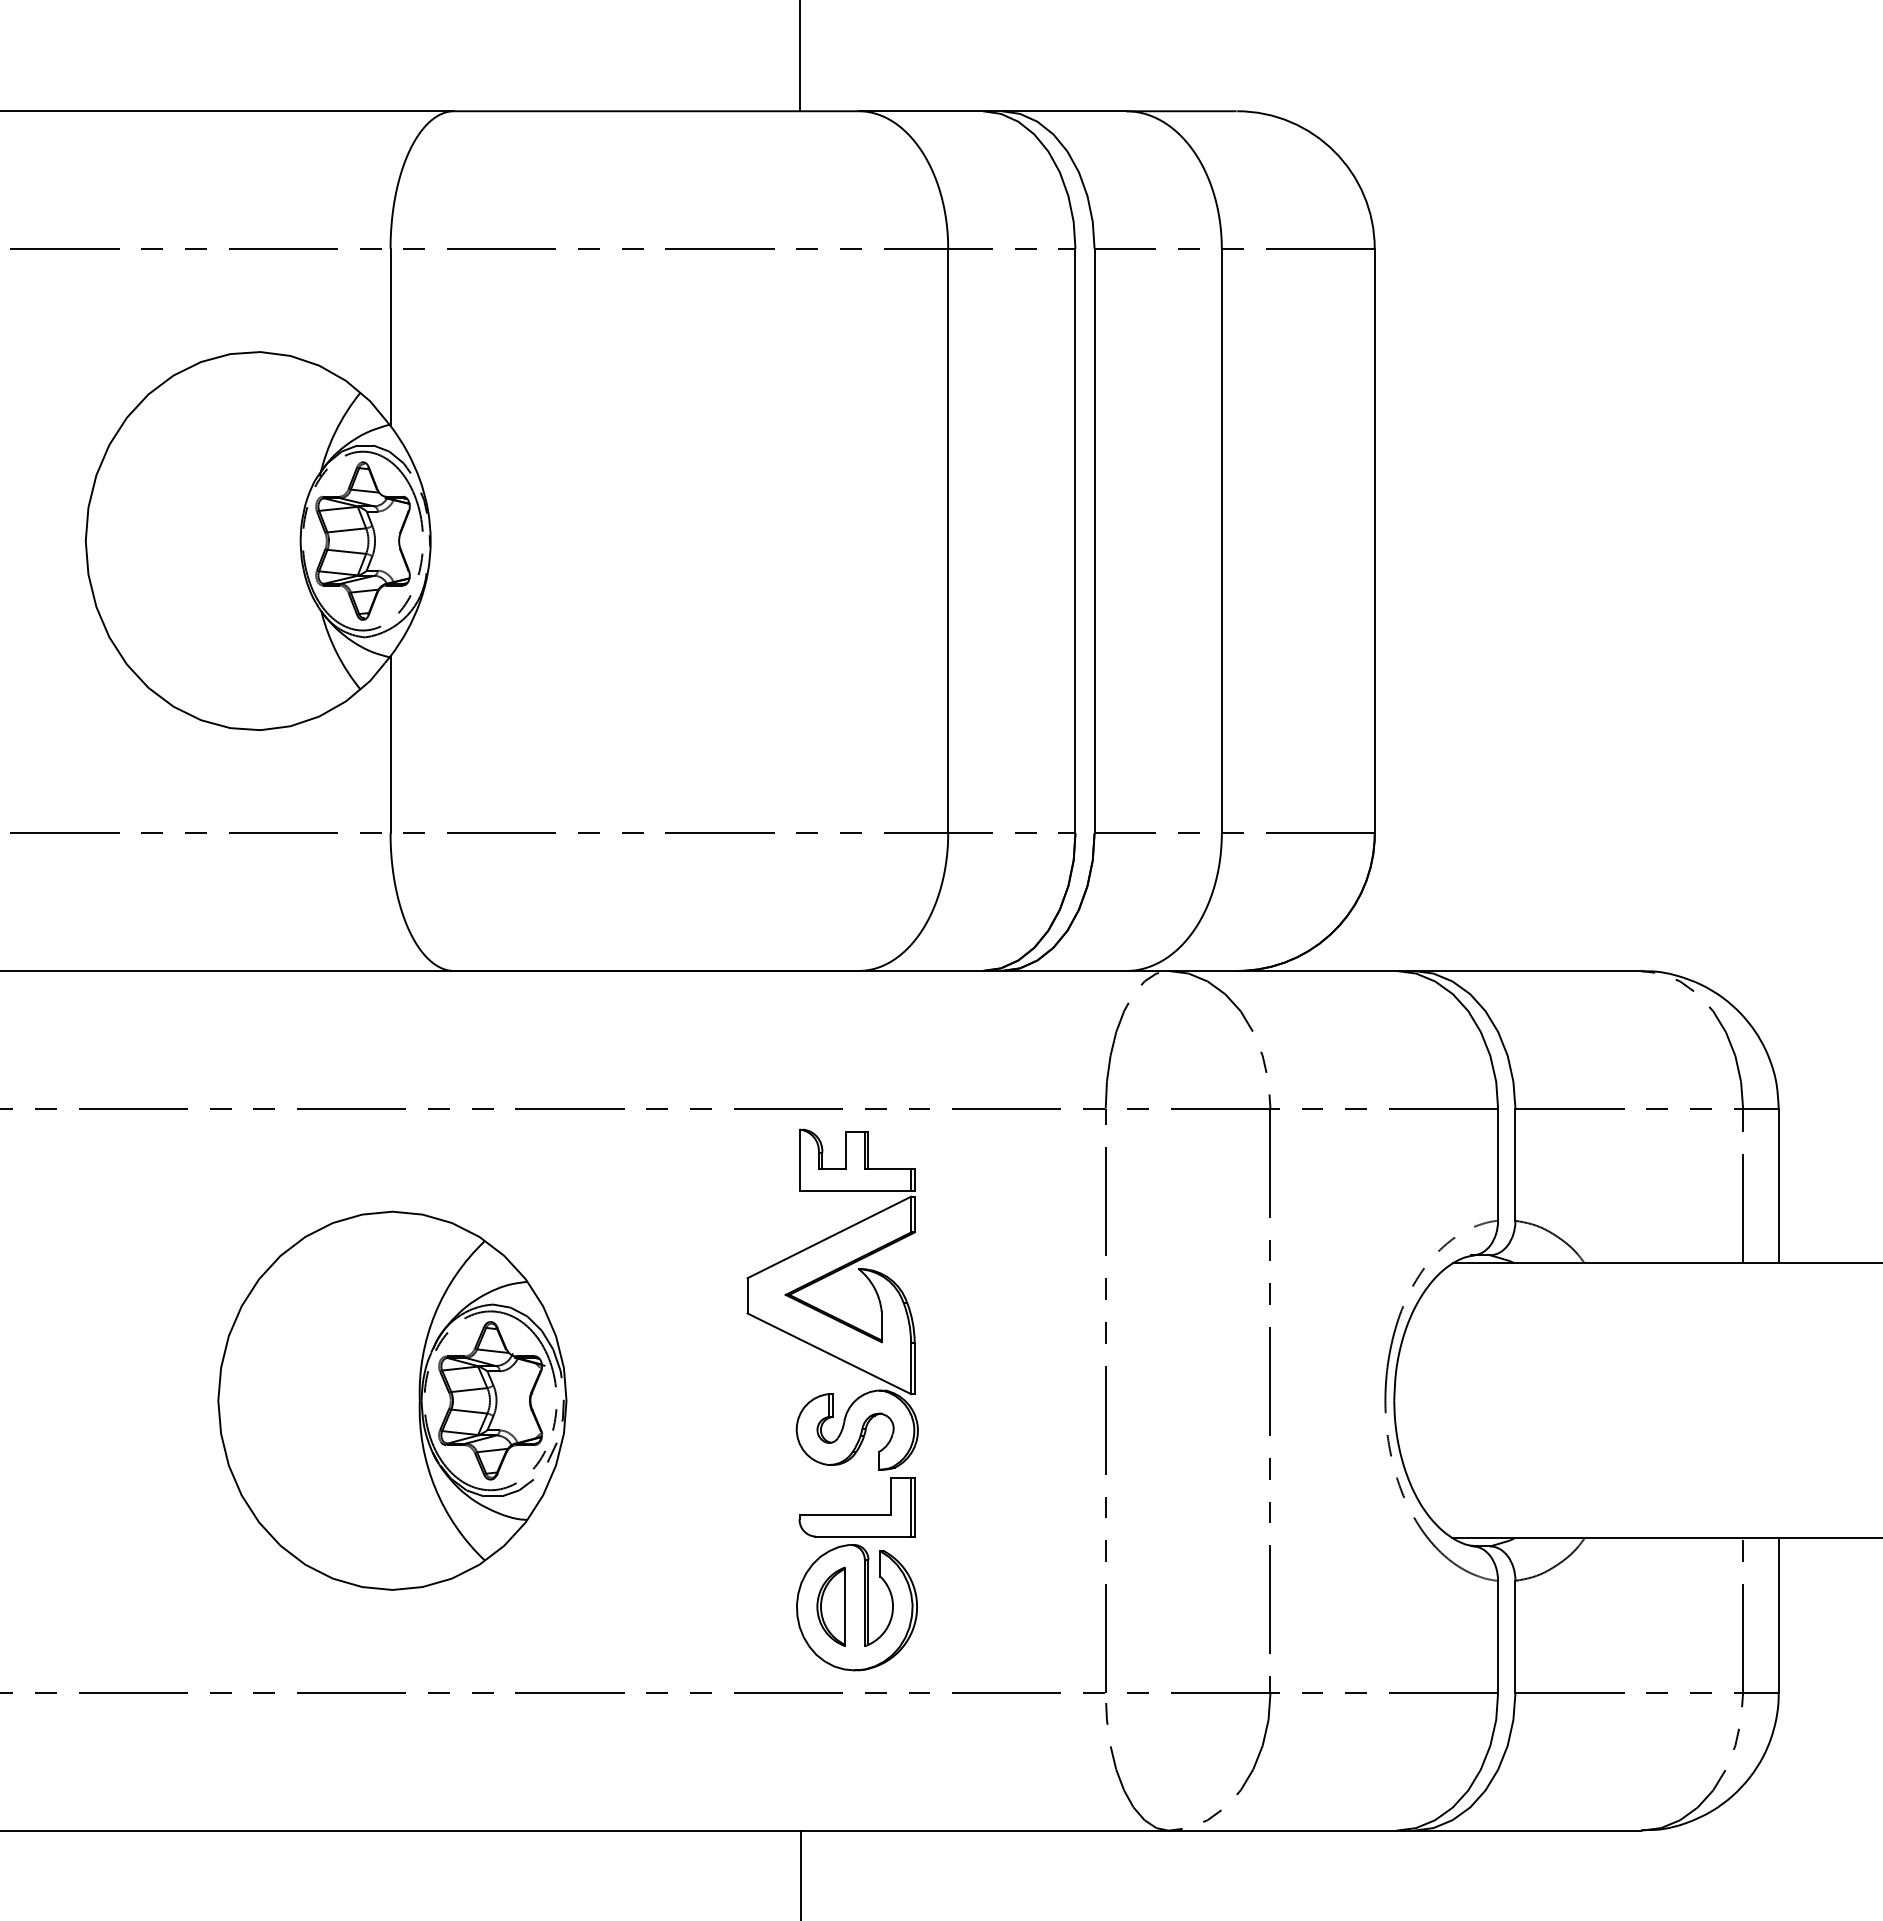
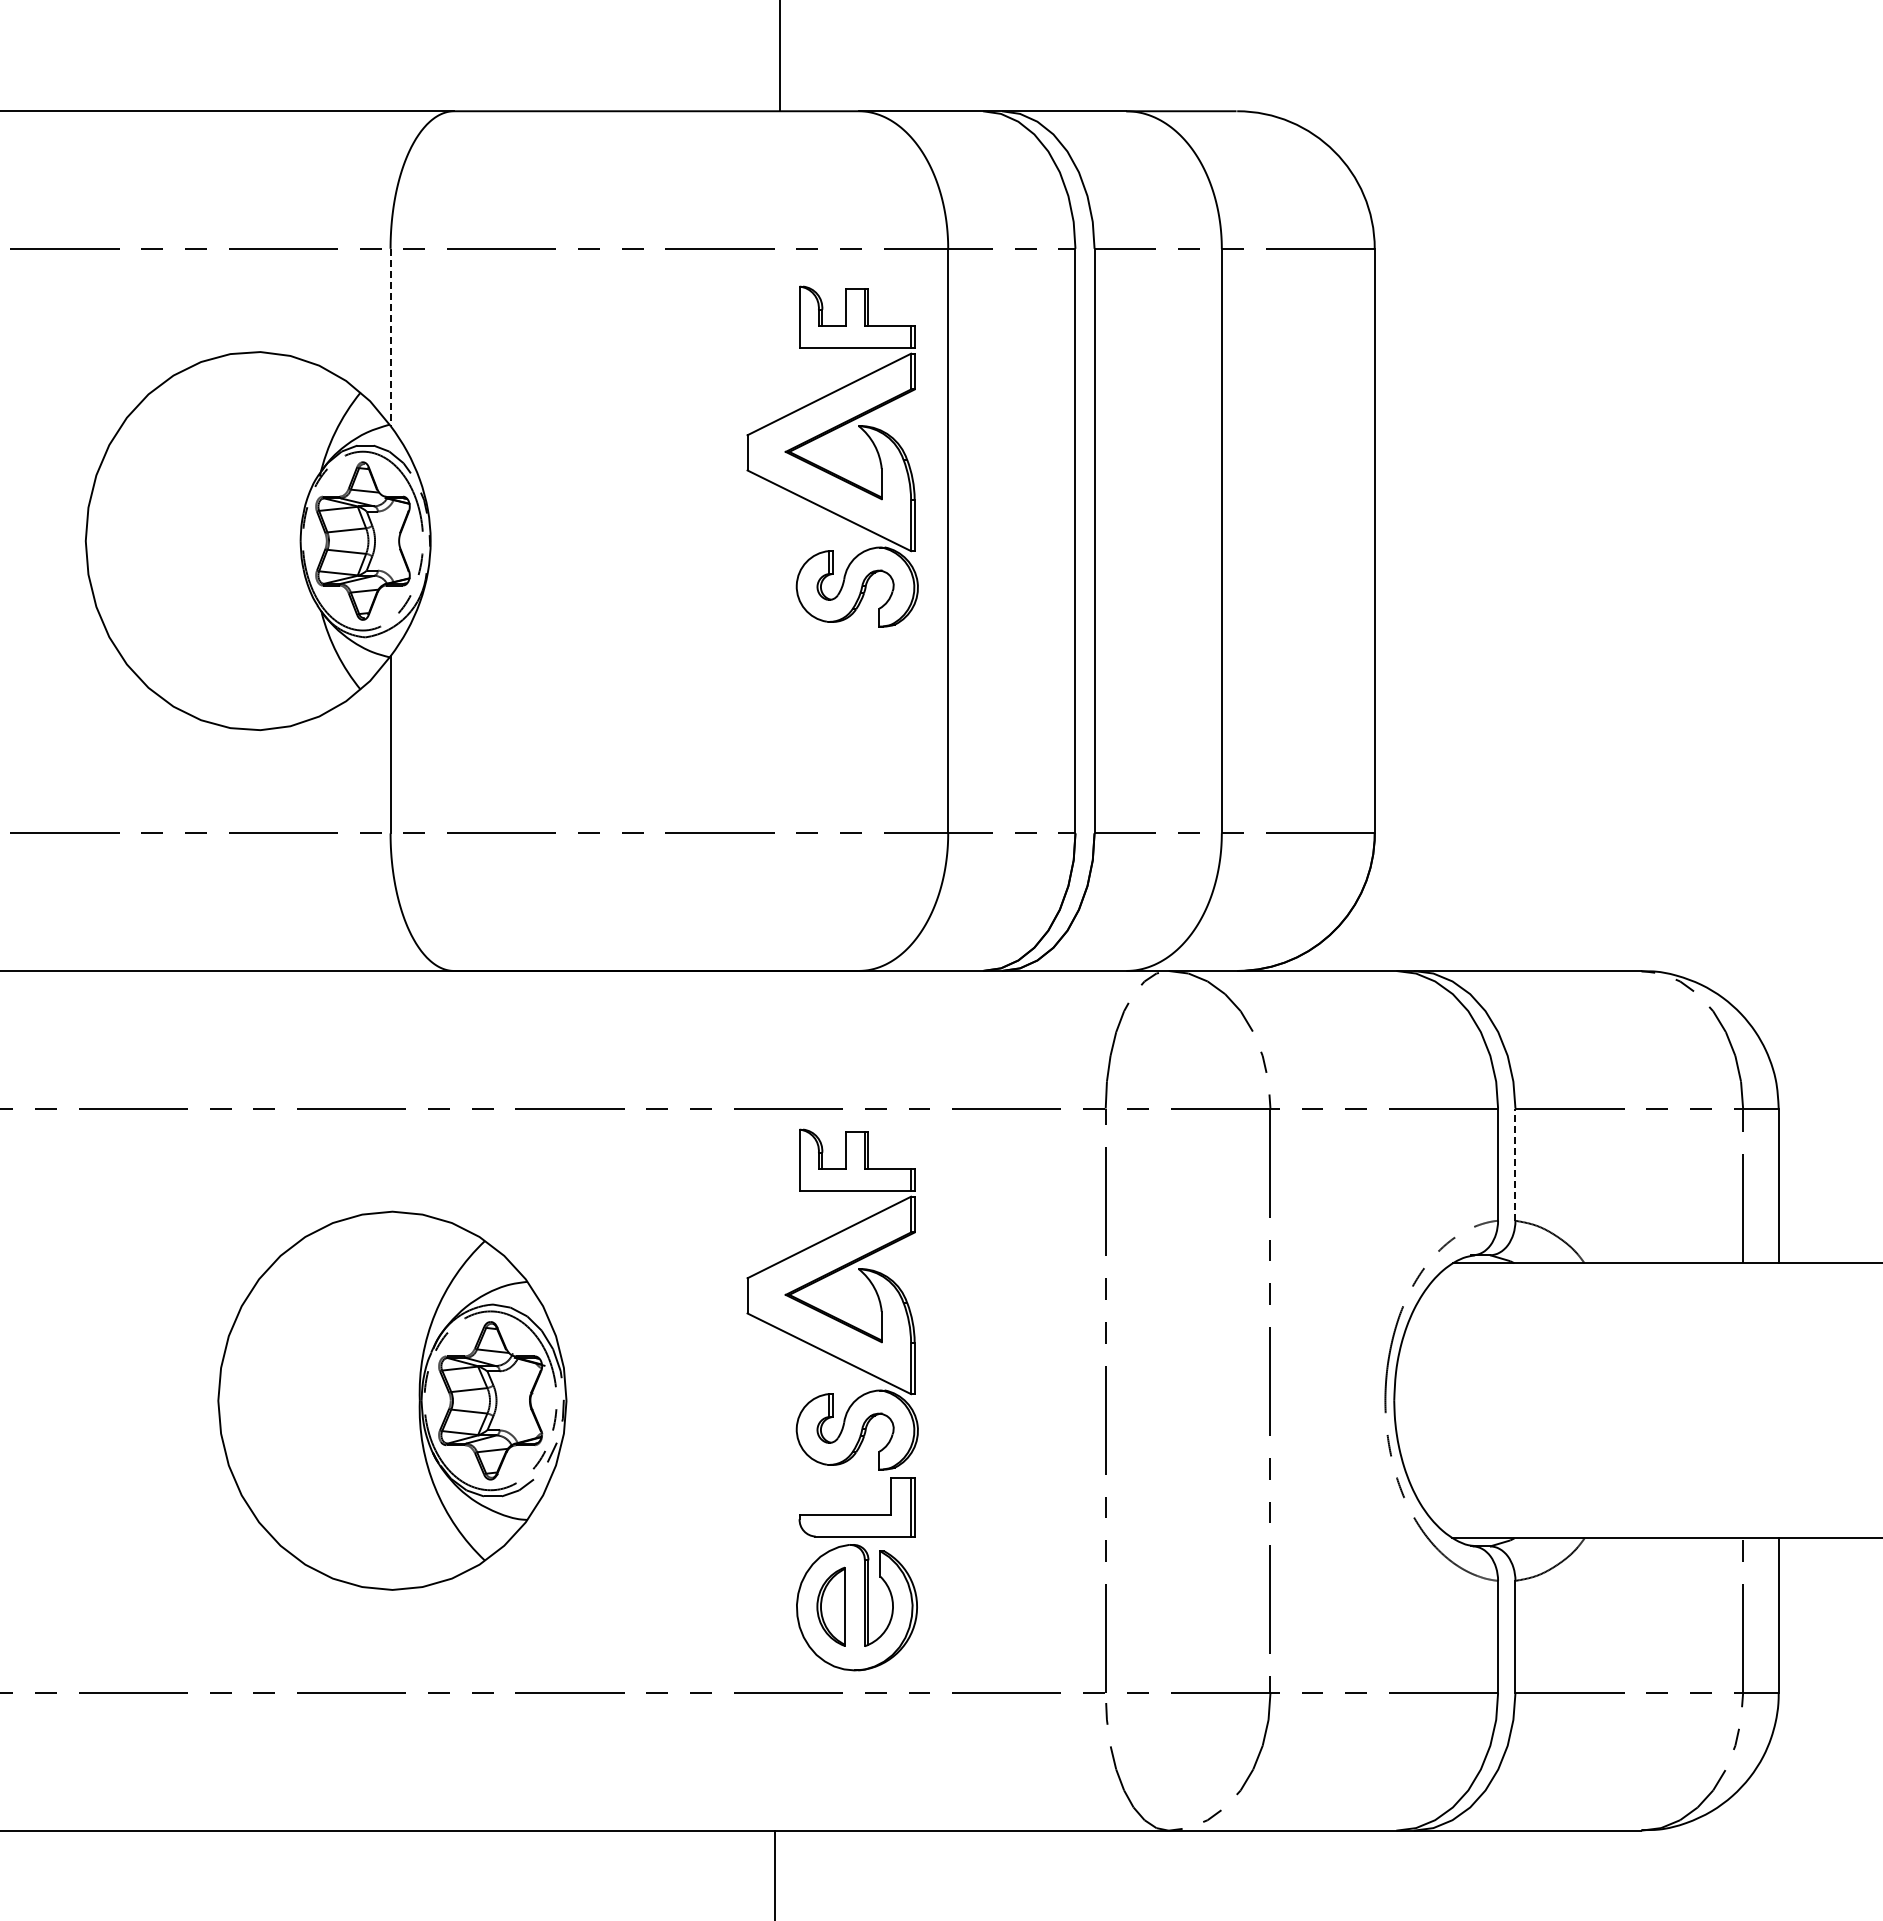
line position: (800, 56) -> (780, 56) (780, 56)
line: solid -> dashed (390, 337)
part: none -> present (825, 468)
line: solid -> dashed (1515, 1164)
line position: (800, 1873) -> (774, 1873) (774, 1873)
